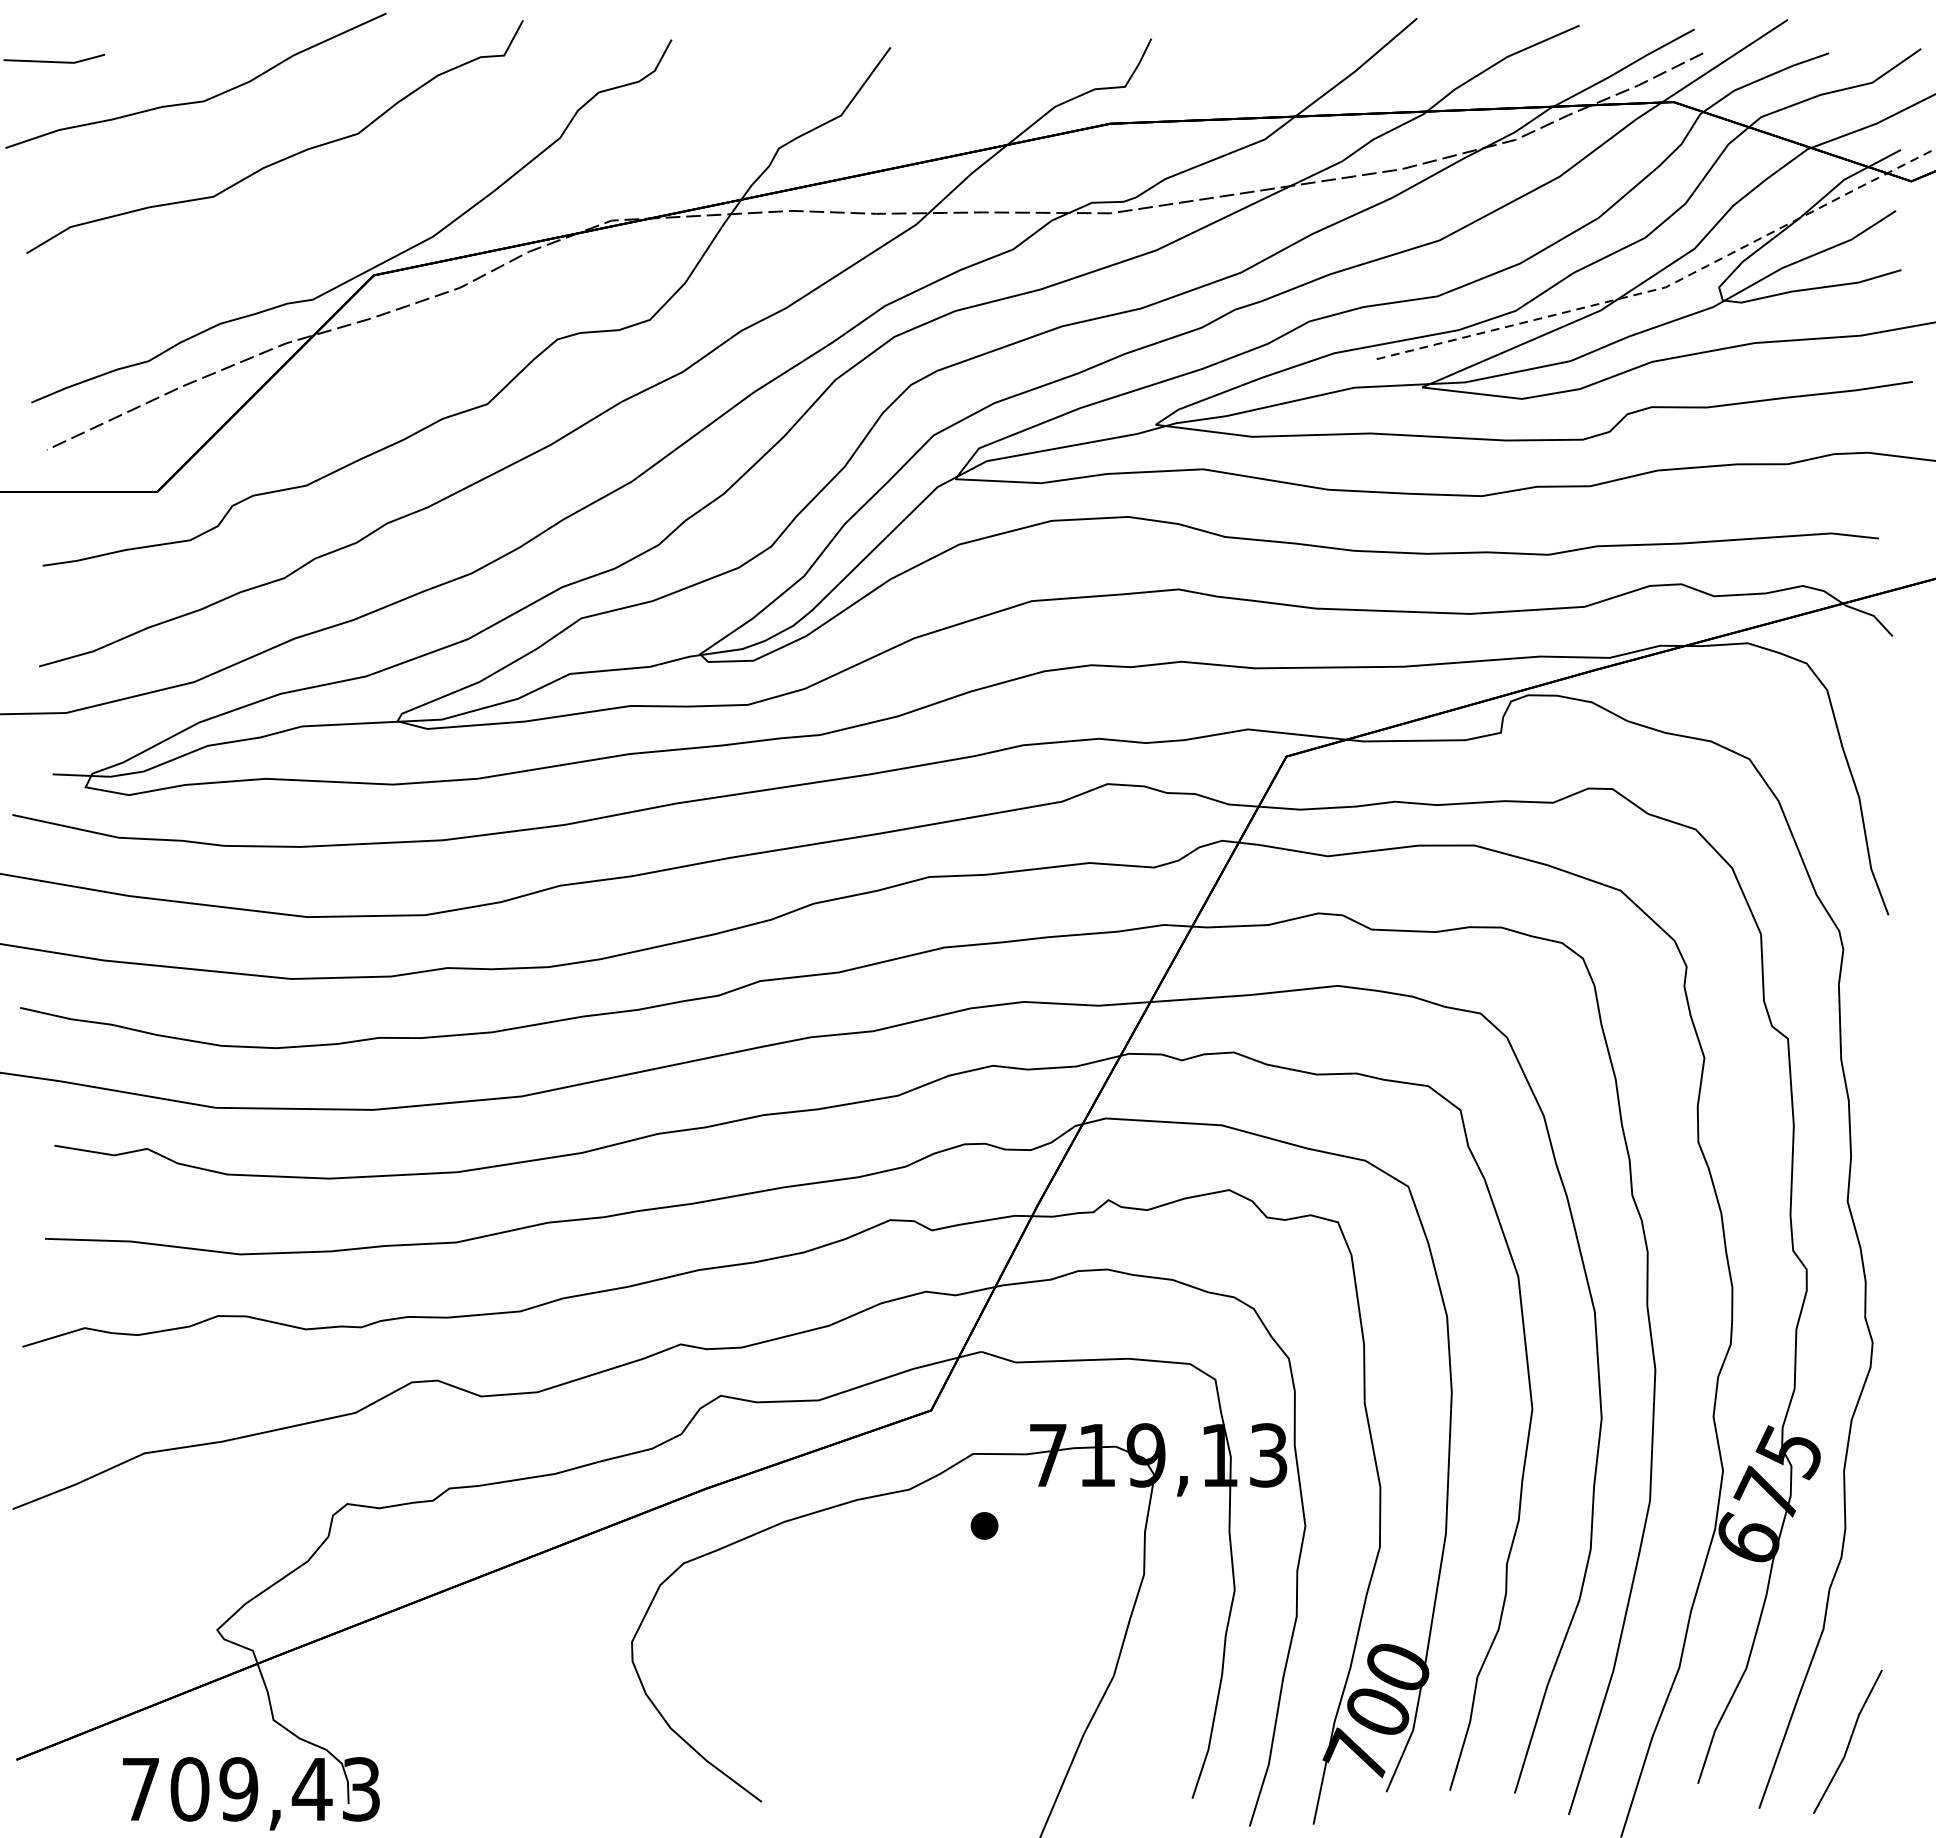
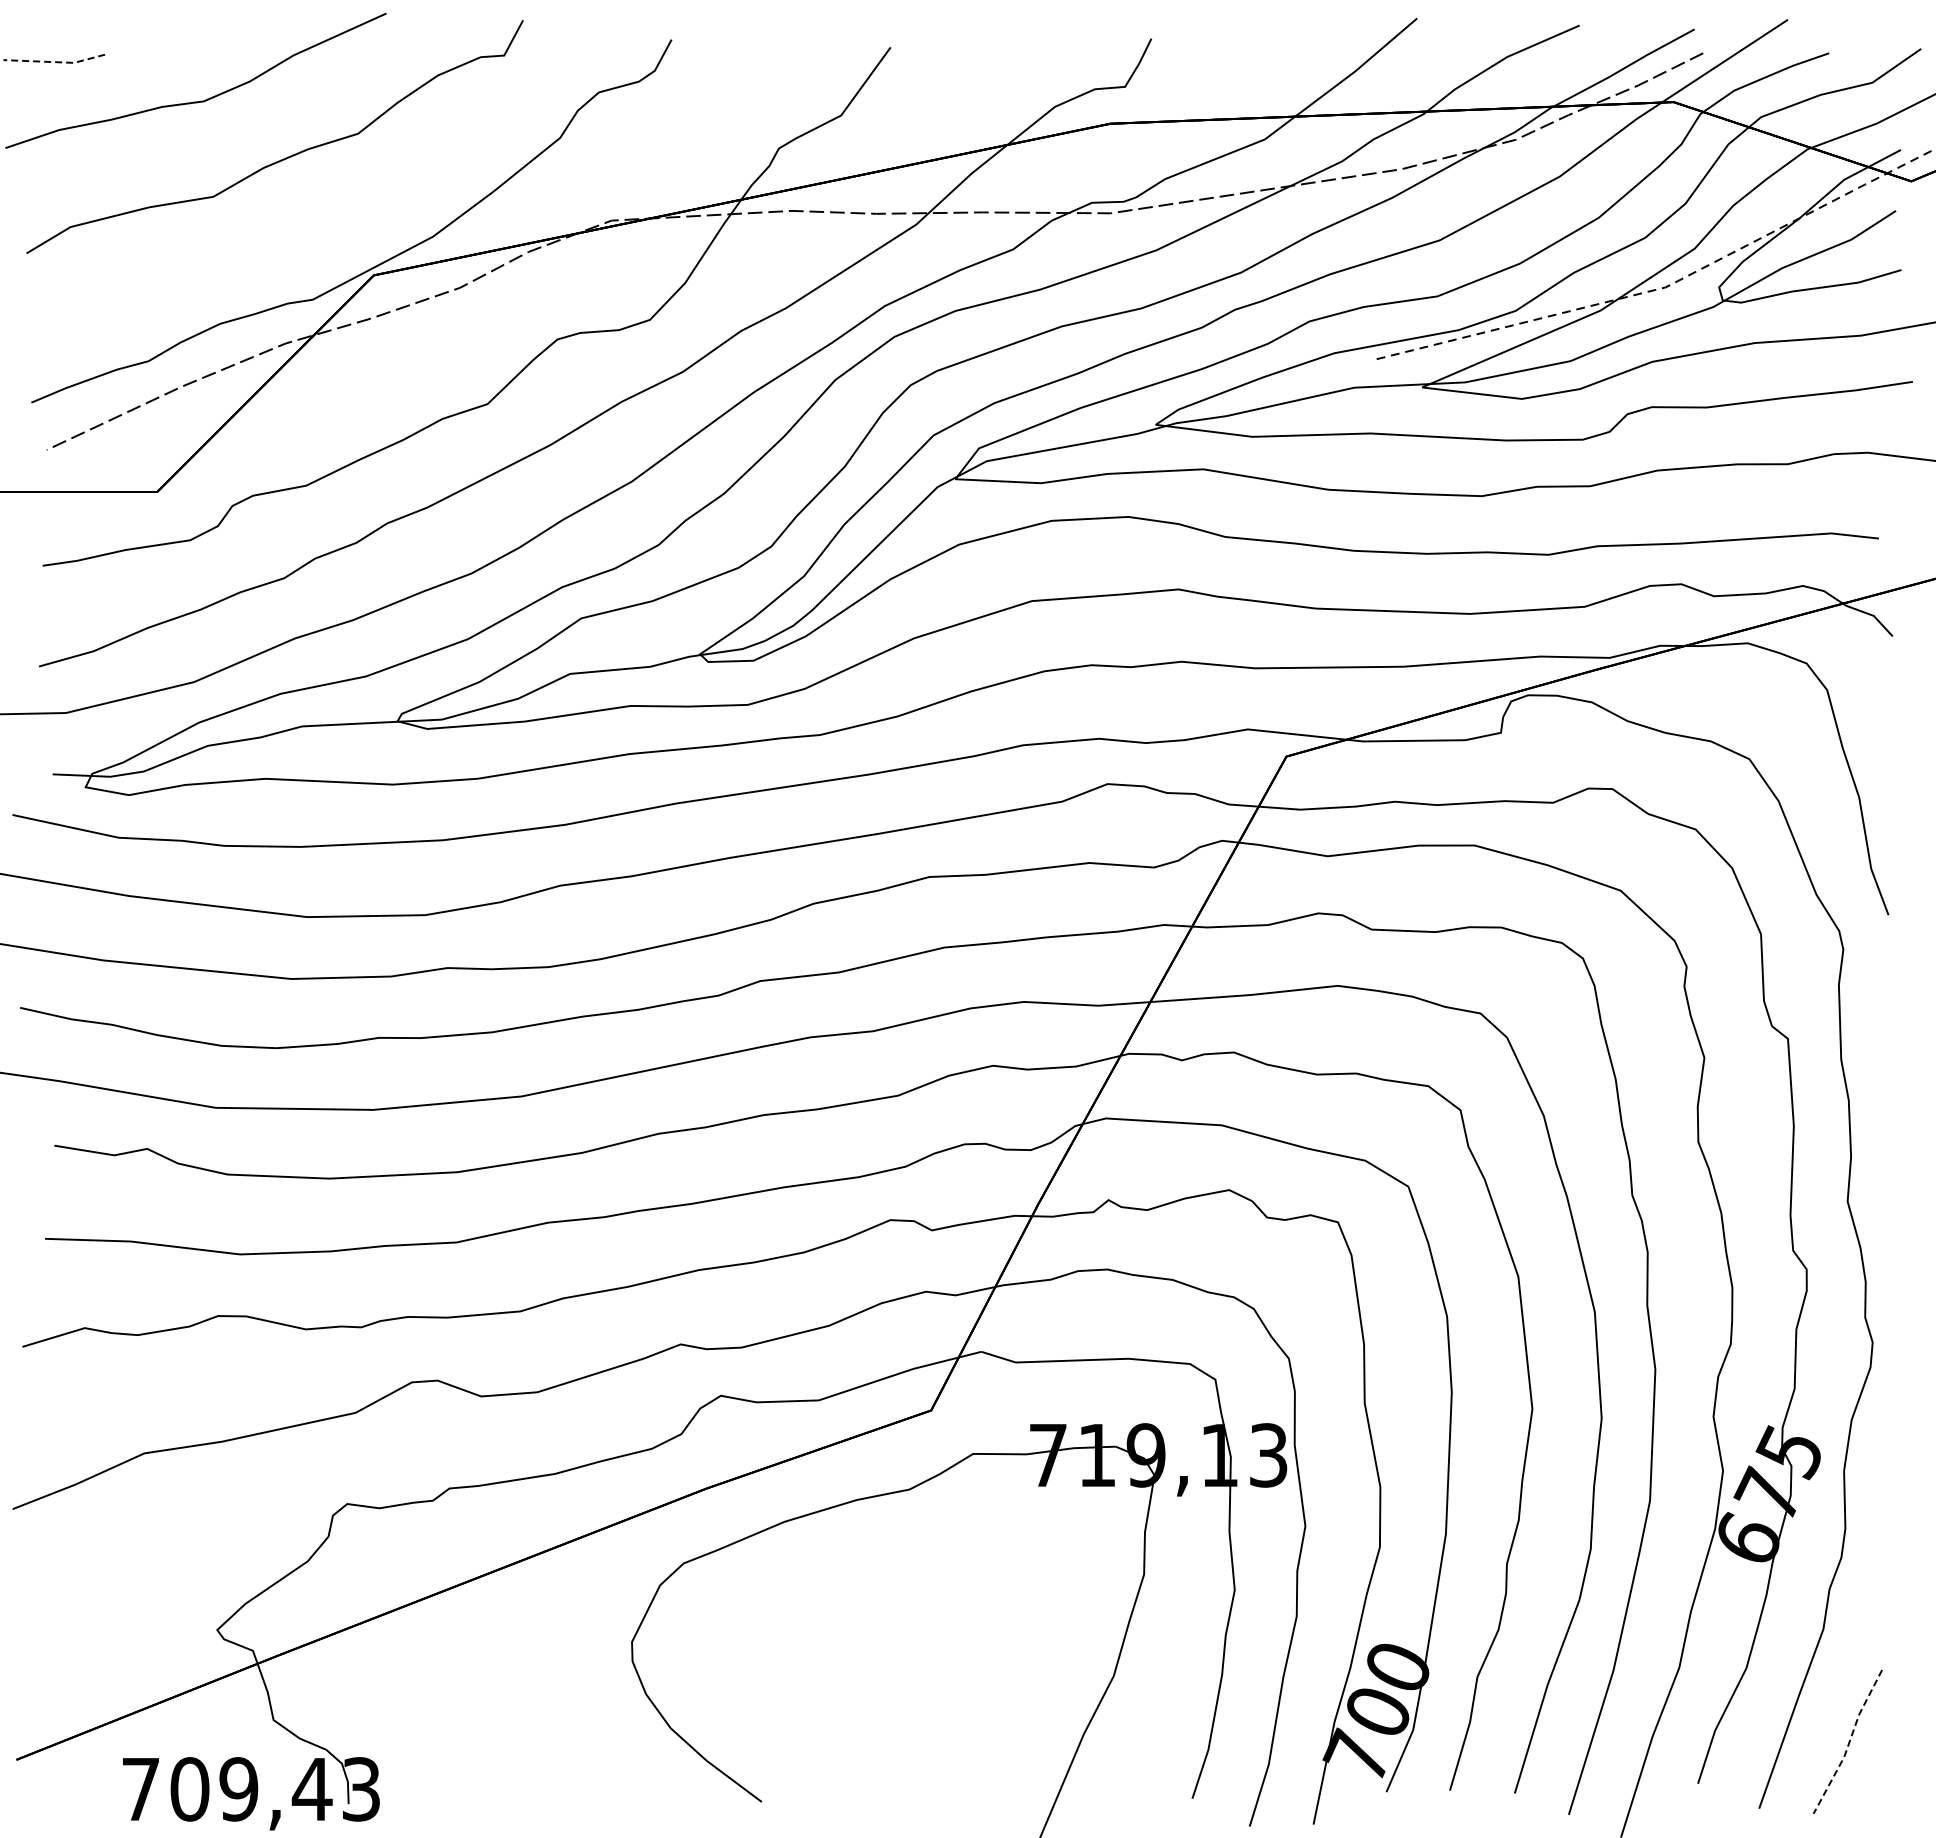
line: solid -> dashed (55, 62)
part: present -> none (984, 1525)
line: solid -> dashed (1849, 1742)
